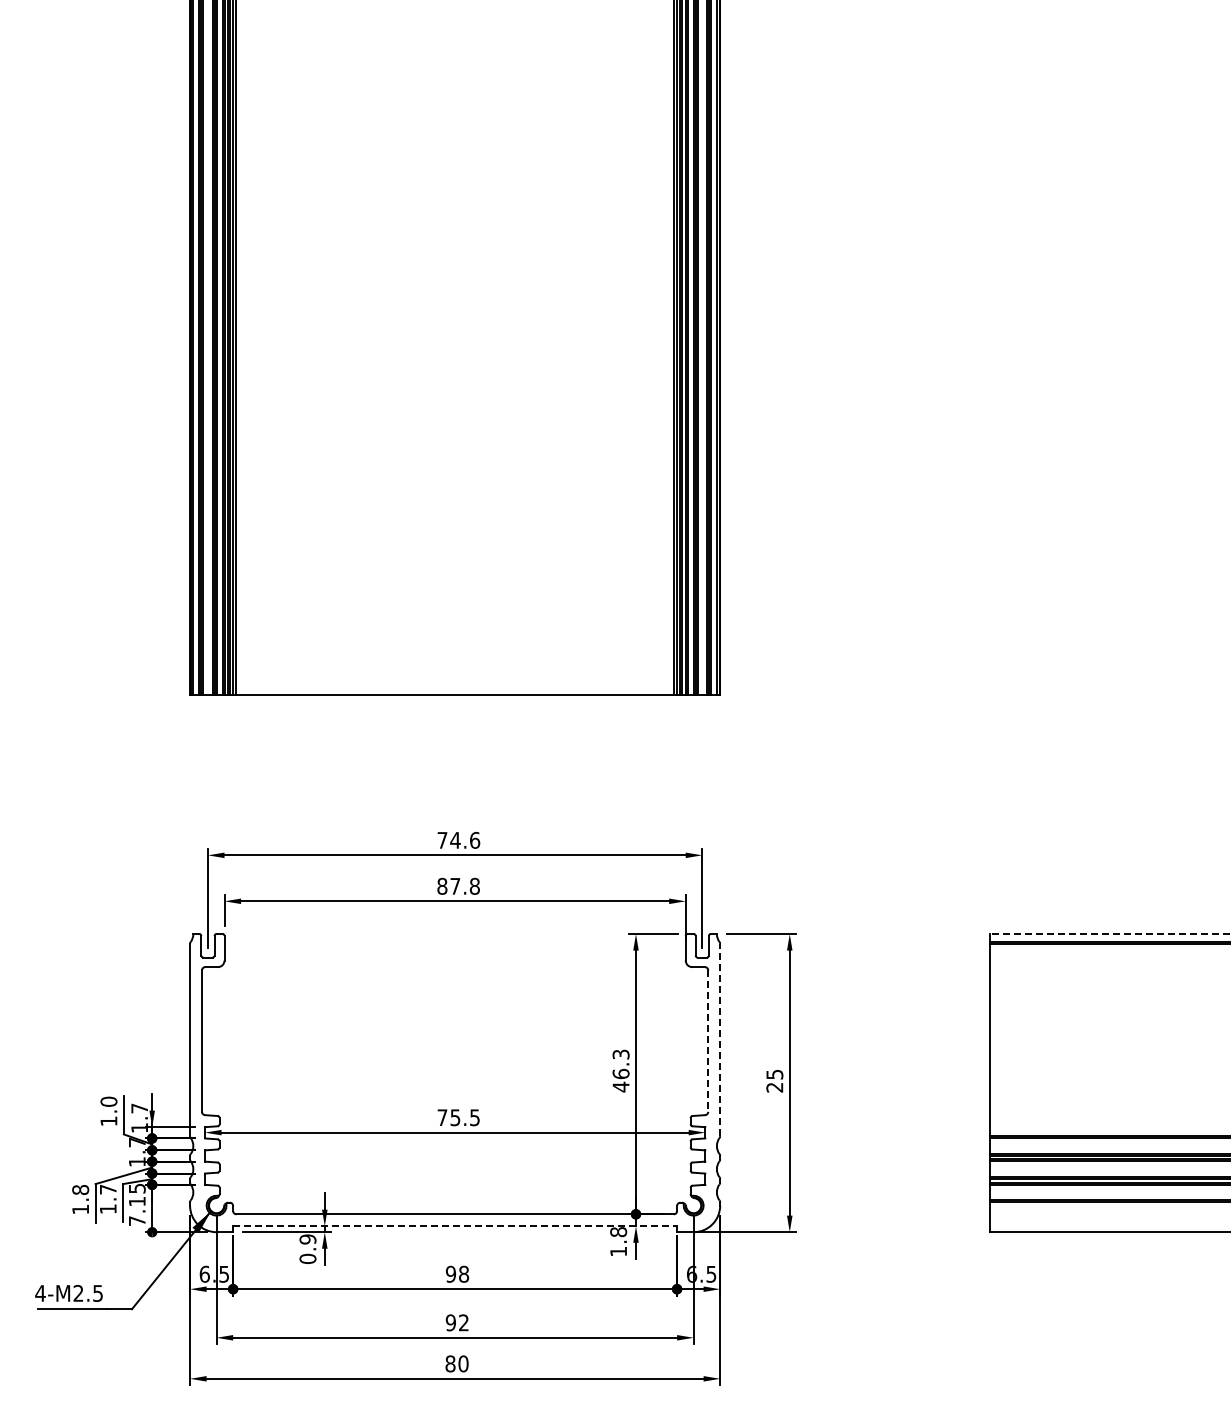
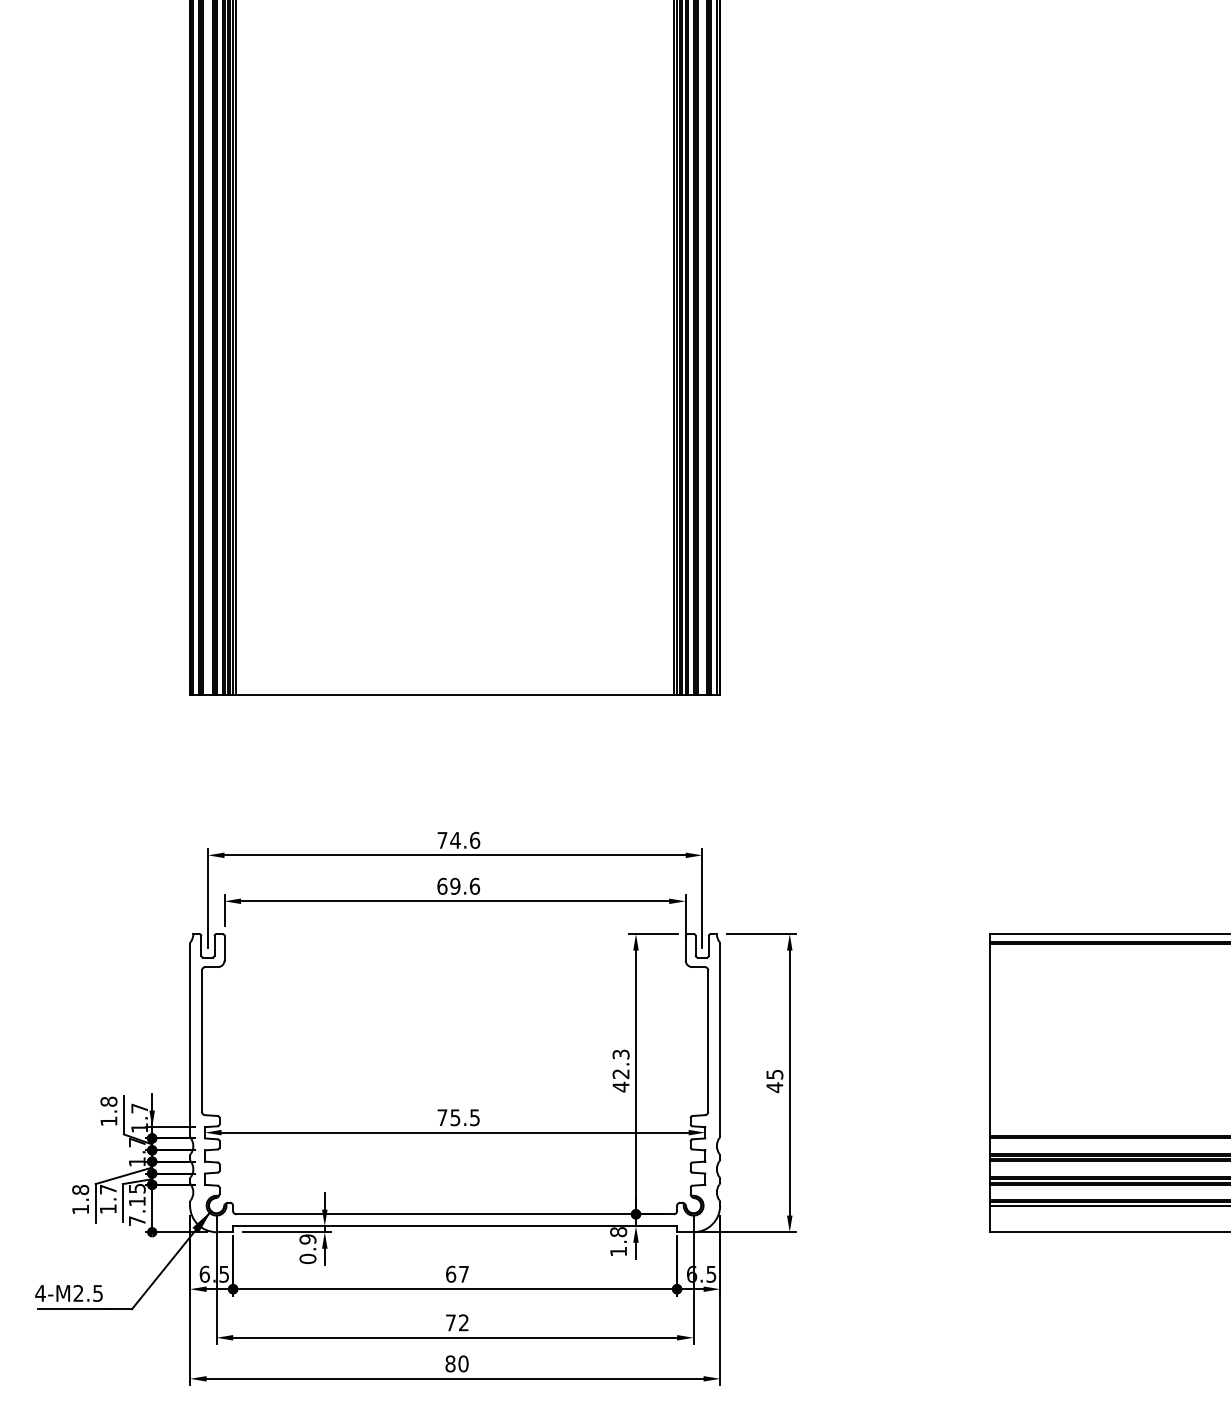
text: 87.8 -> 69.6 (458, 885)
line: dashed -> solid (1109, 934)
line: dashed -> solid (720, 1039)
line: dashed -> solid (708, 1041)
text: 46.3 -> 42.3 (620, 1073)
text: 25 -> 45 (774, 1087)
text: 1.0 -> 1.8 (108, 1101)
line: none -> present (1108, 1205)
line: dashed -> solid (455, 1226)
text: 98 -> 67 (457, 1273)
text: 92 -> 72 (450, 1322)
